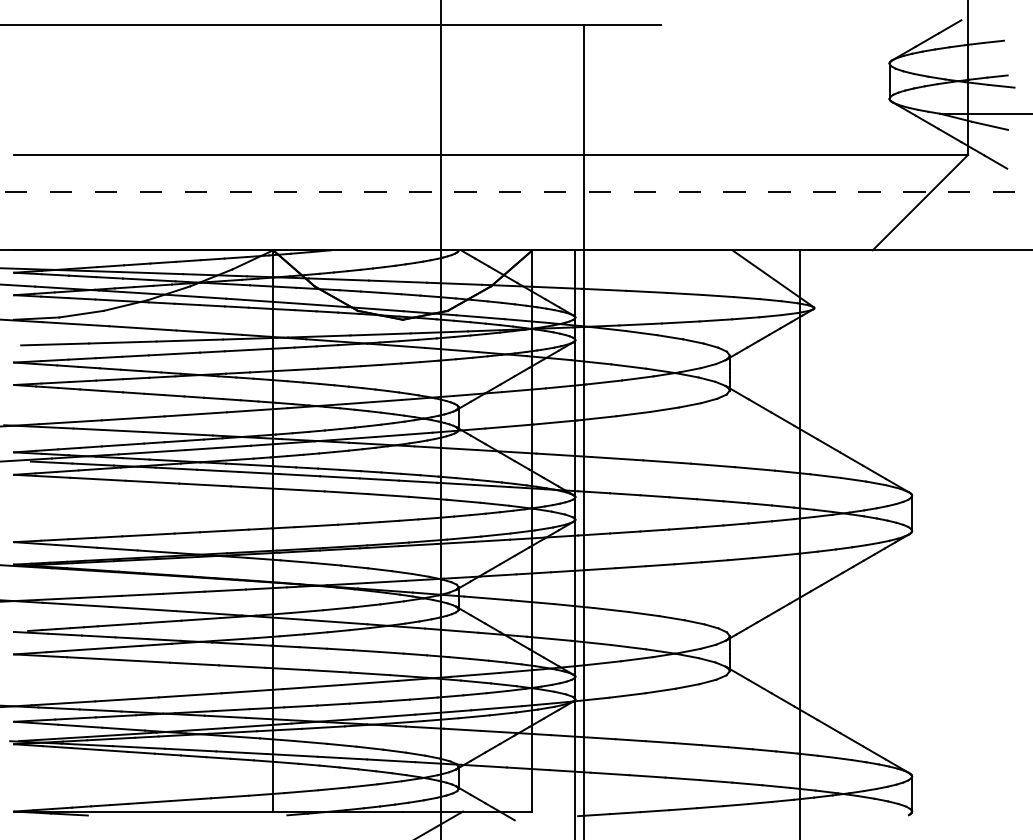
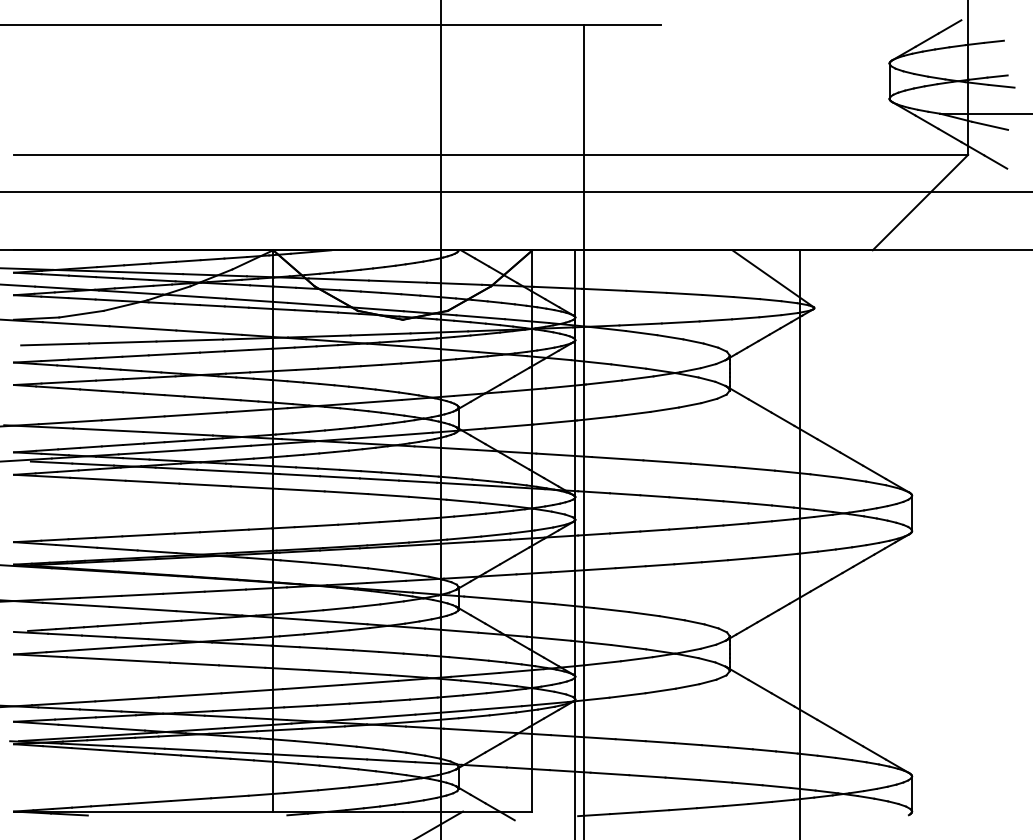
line: dashed -> solid (516, 191)
